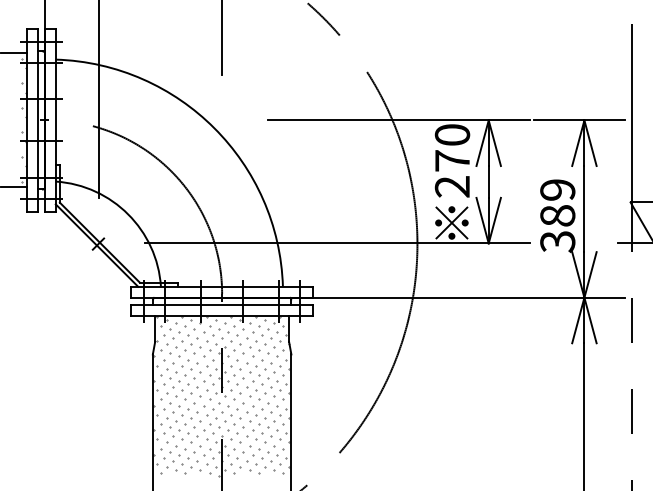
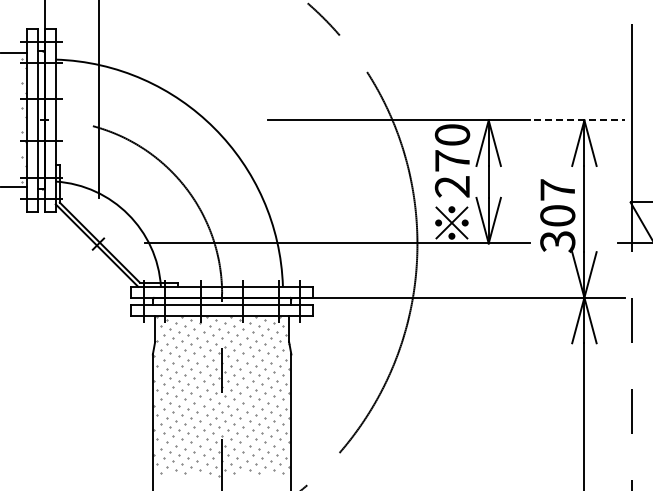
line: present -> none (222, 38)
line: solid -> dashed (579, 120)
text: 389 -> 307 (557, 202)
